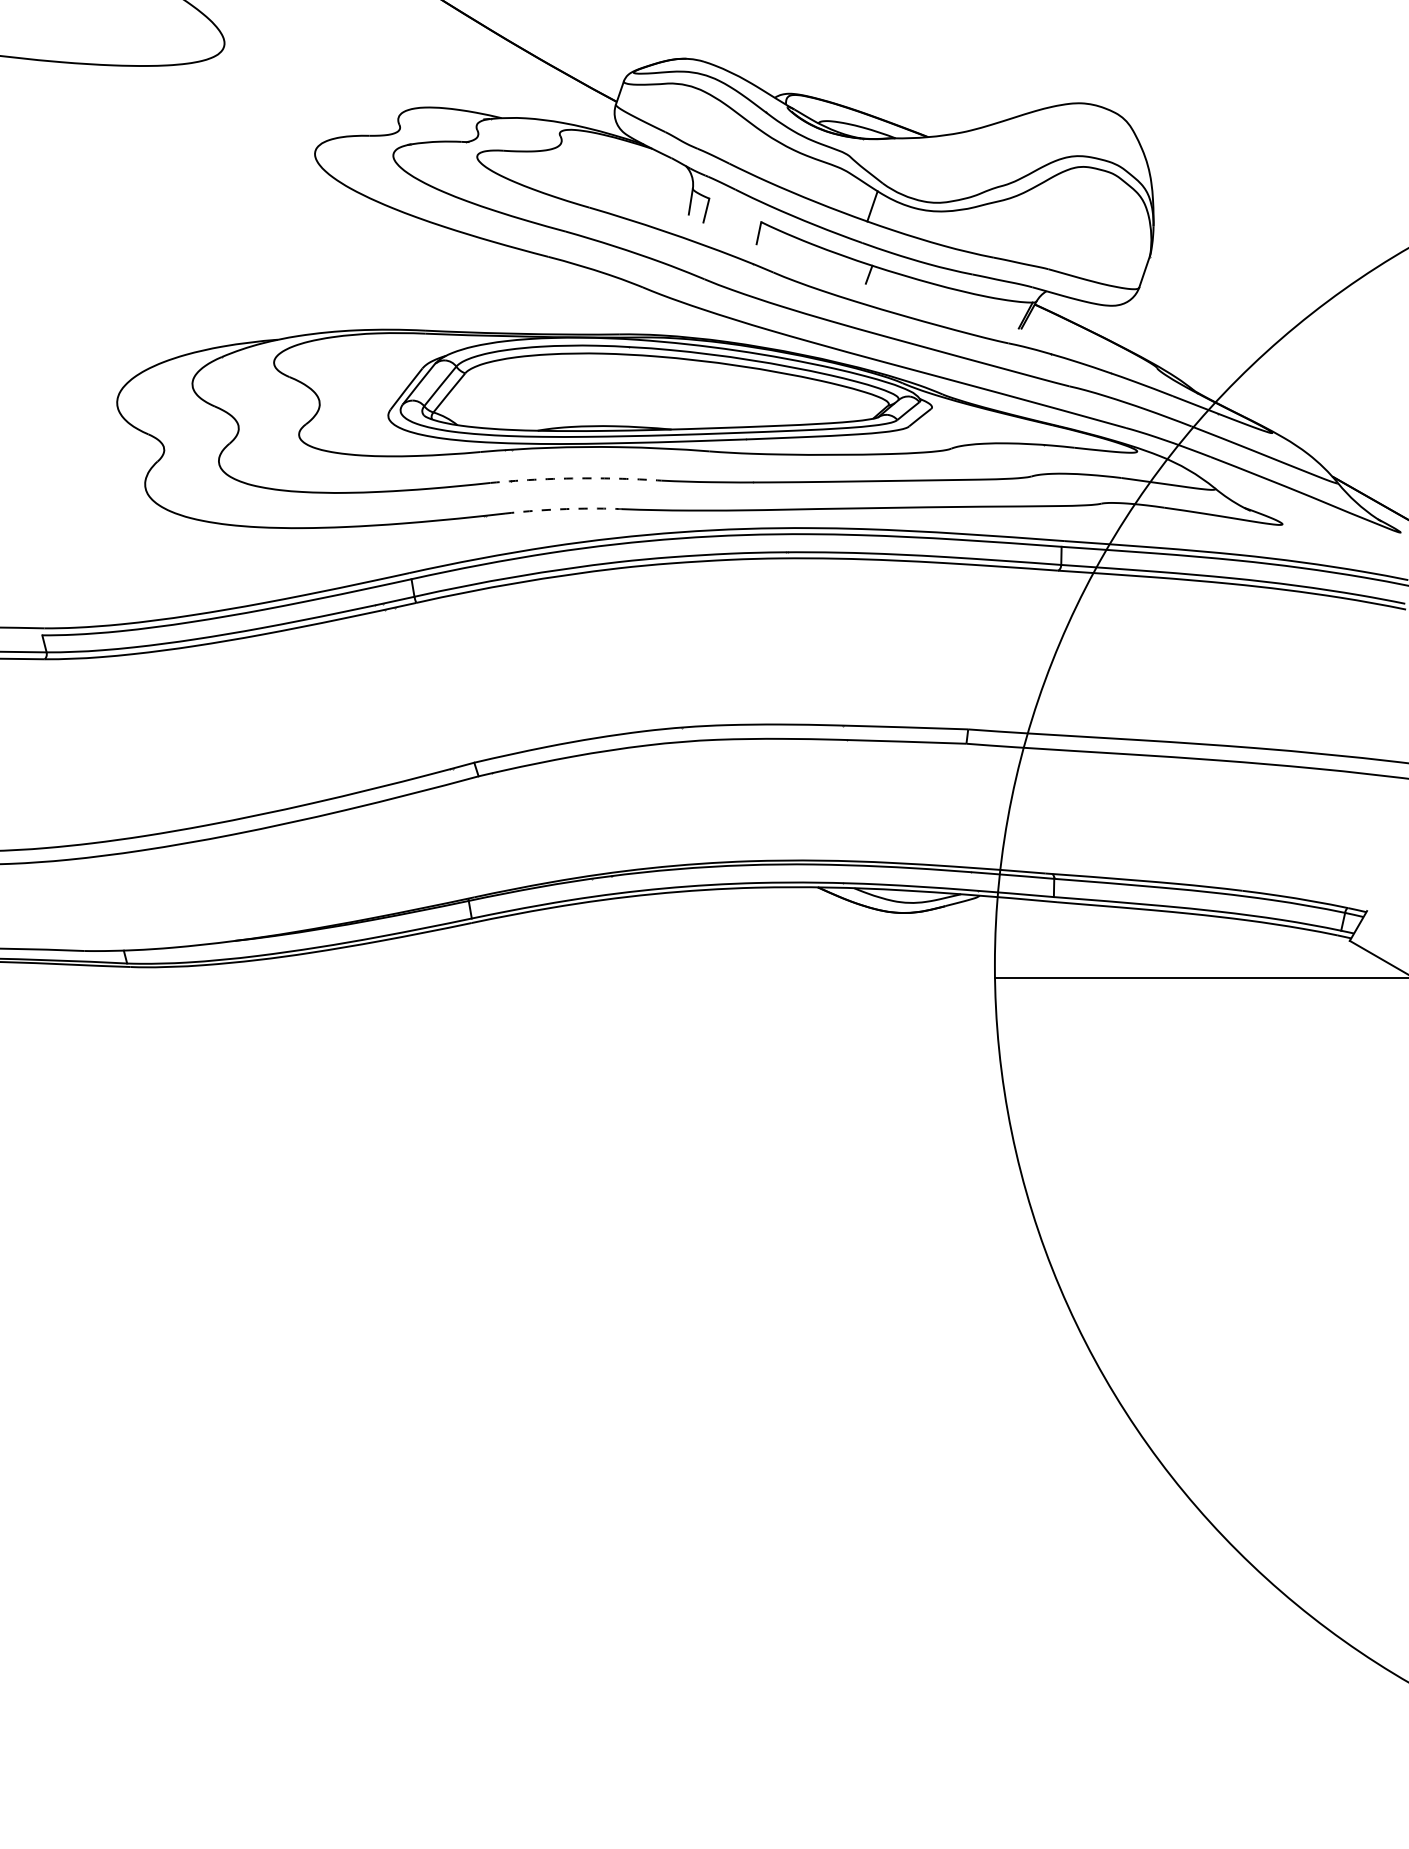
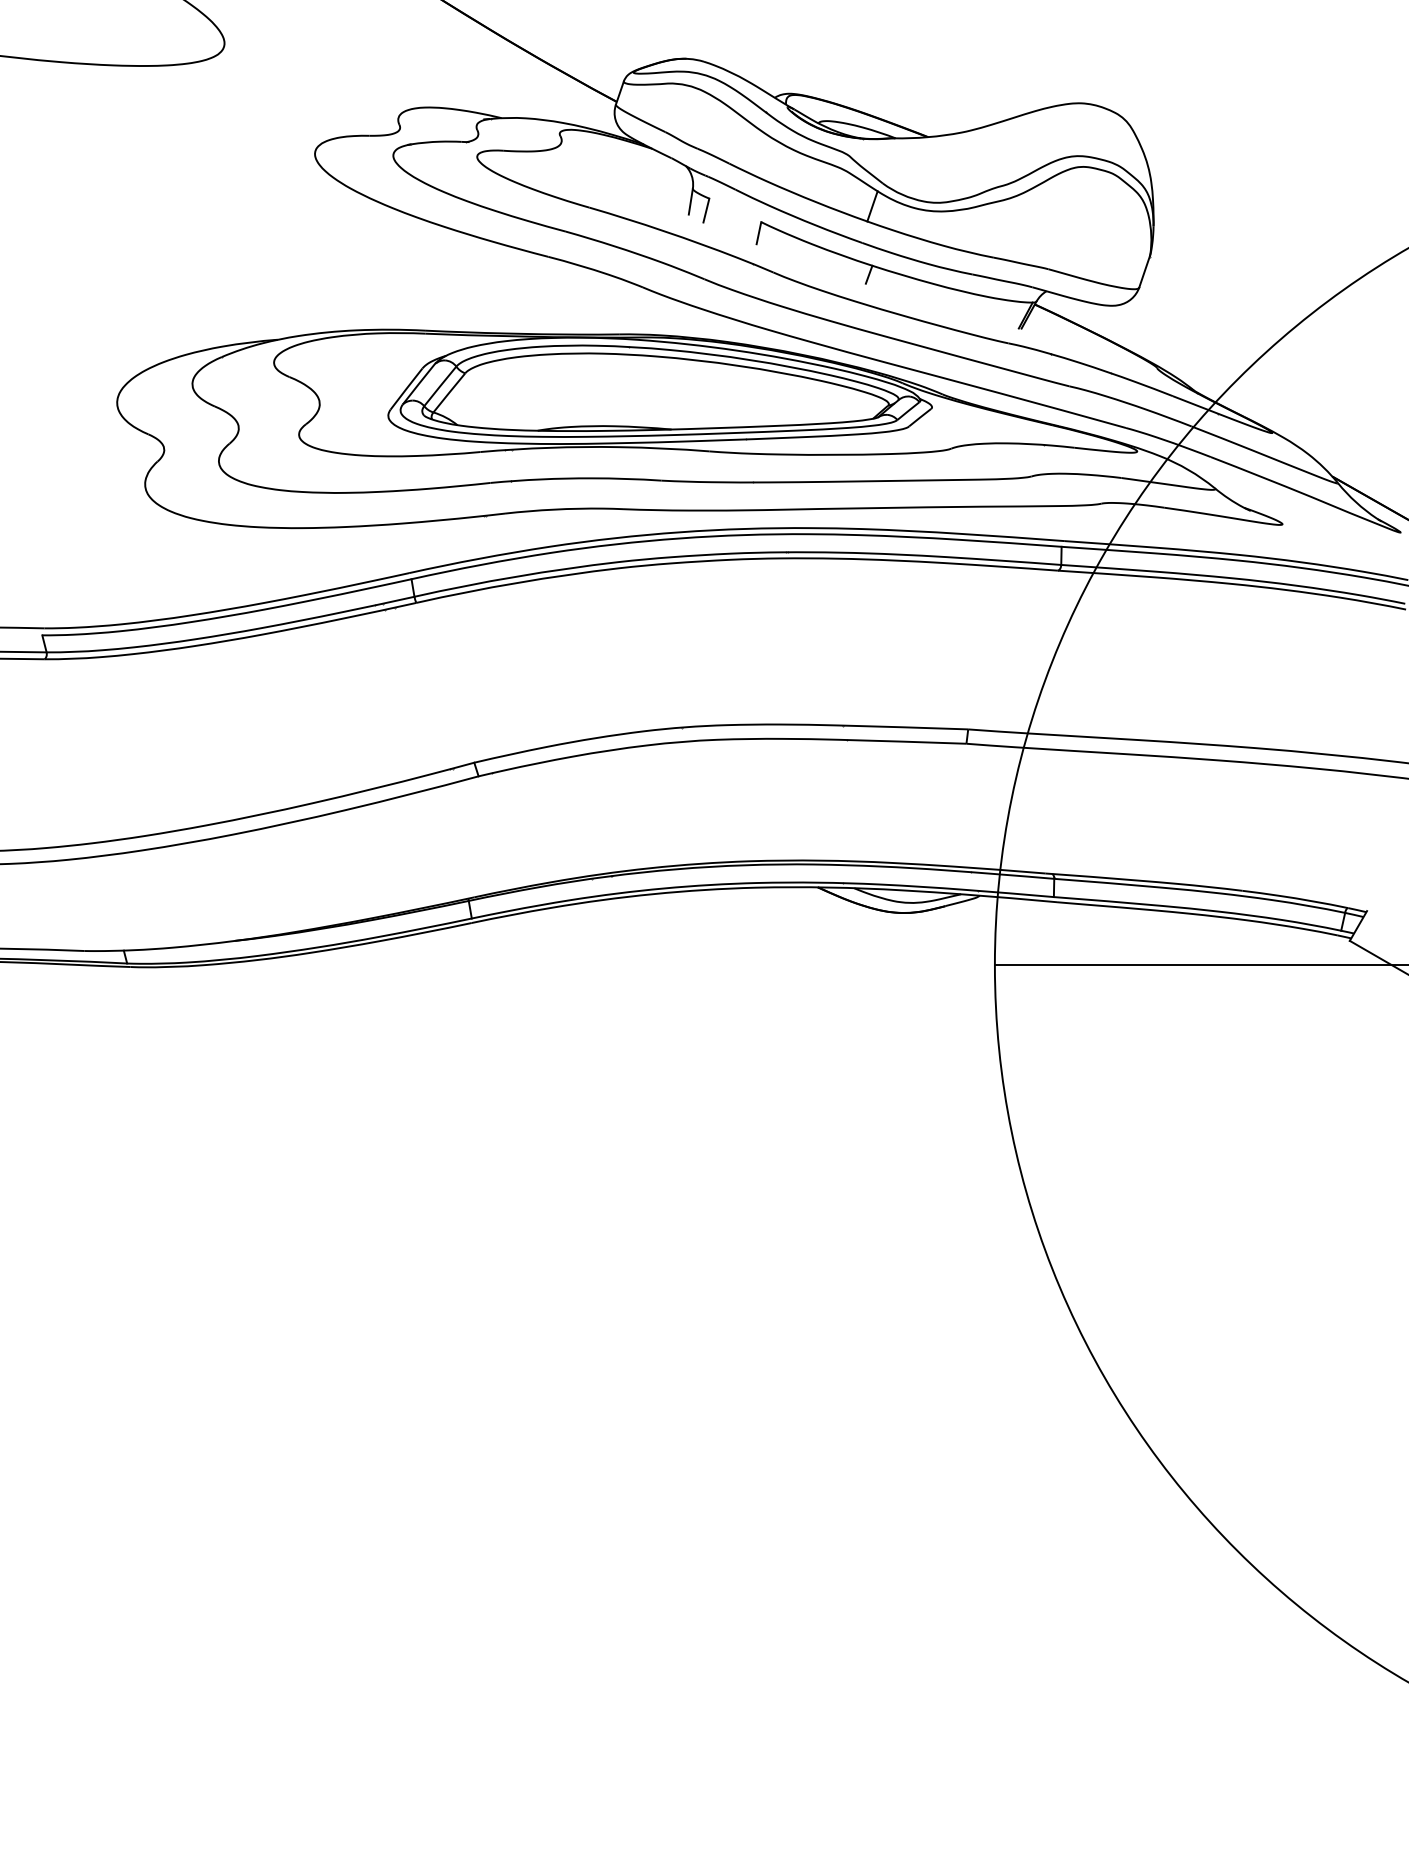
line: dashed -> solid (576, 478)
line: dashed -> solid (565, 509)
line position: (1199, 978) -> (1199, 965) (1199, 965)
